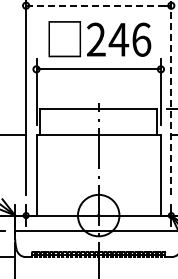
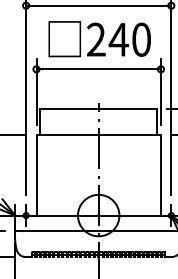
line: dashed -> solid (98, 5)
text: 246 -> 240 (141, 39)
line: dashed -> solid (171, 97)
